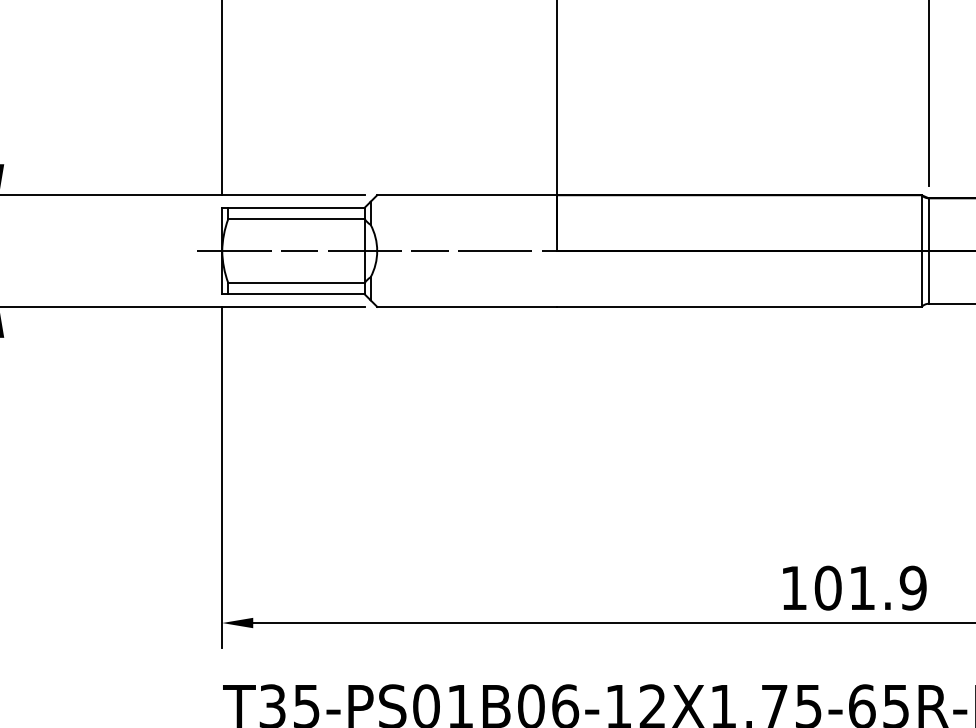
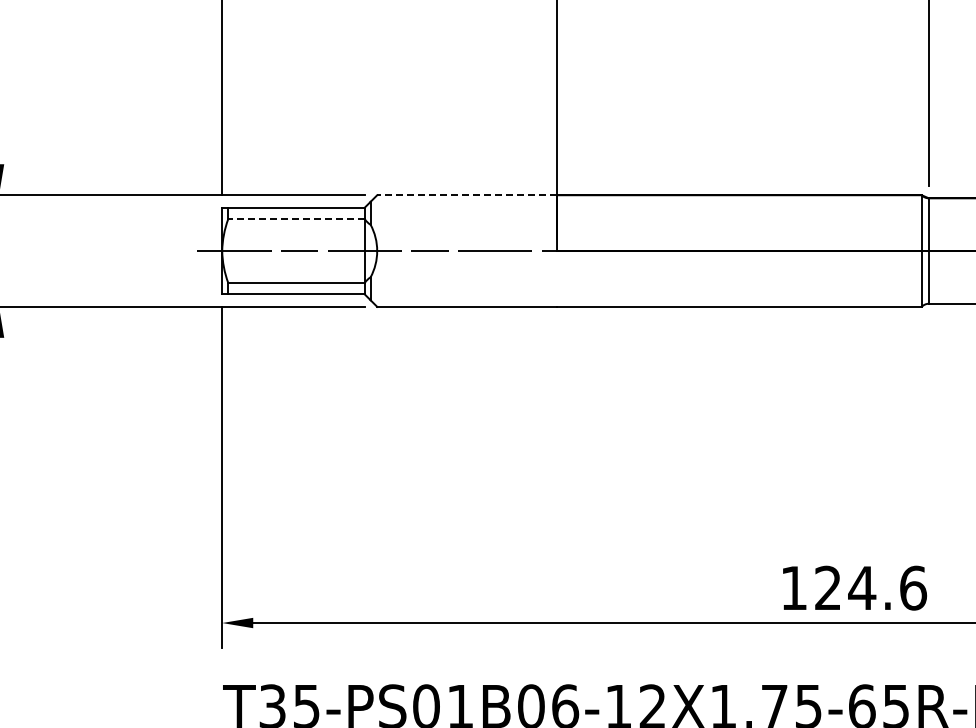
line: solid -> dashed (467, 195)
line: solid -> dashed (296, 219)
text: 101.9 -> 124.6 (870, 587)
